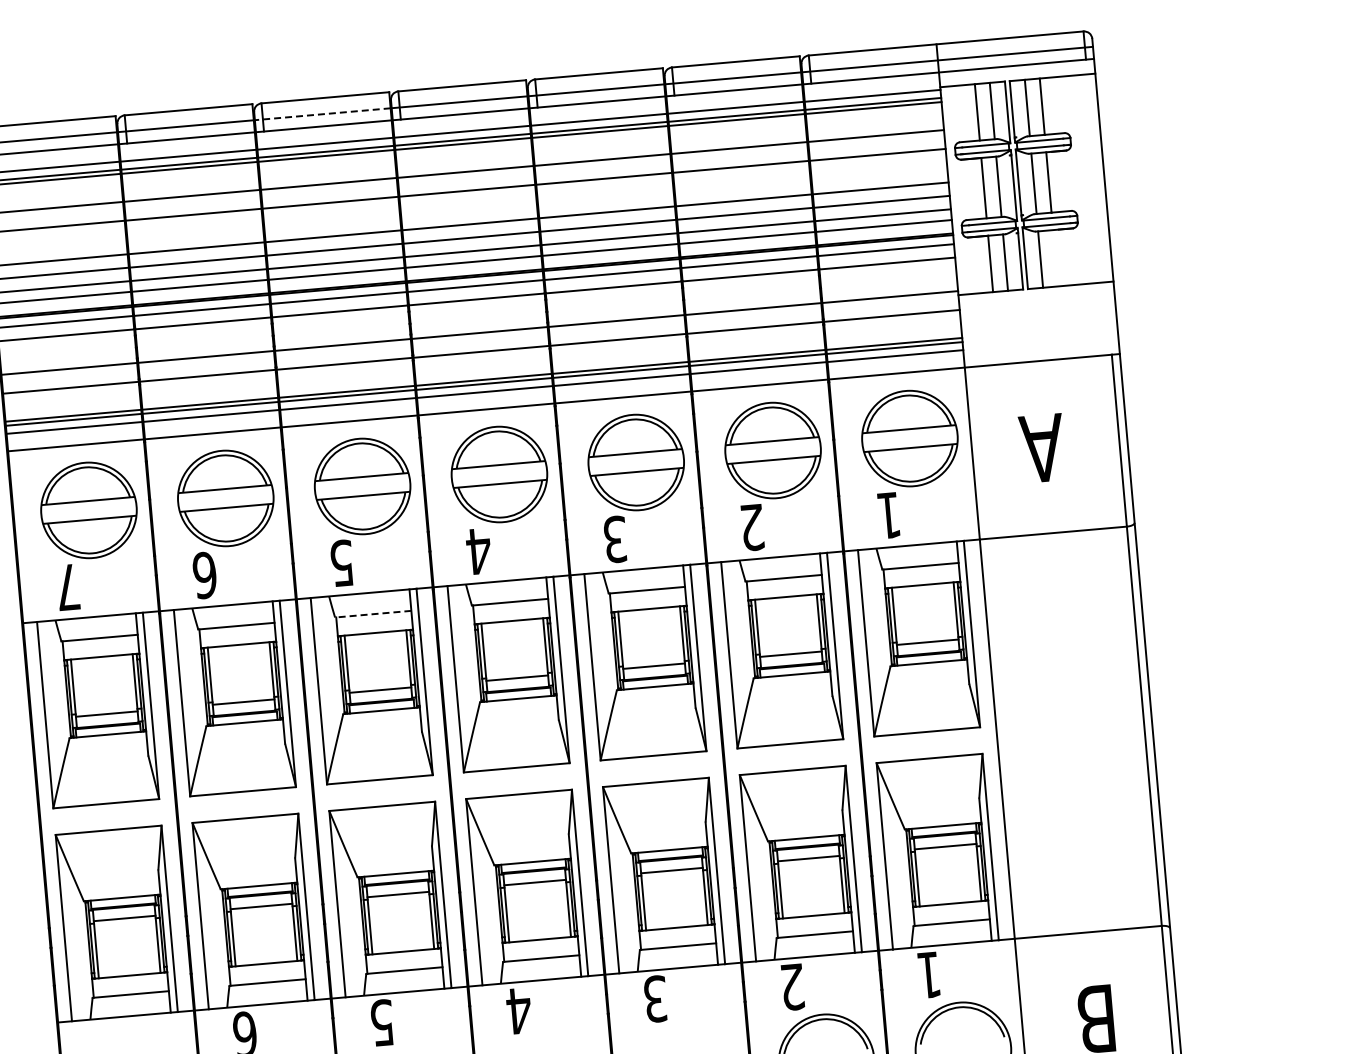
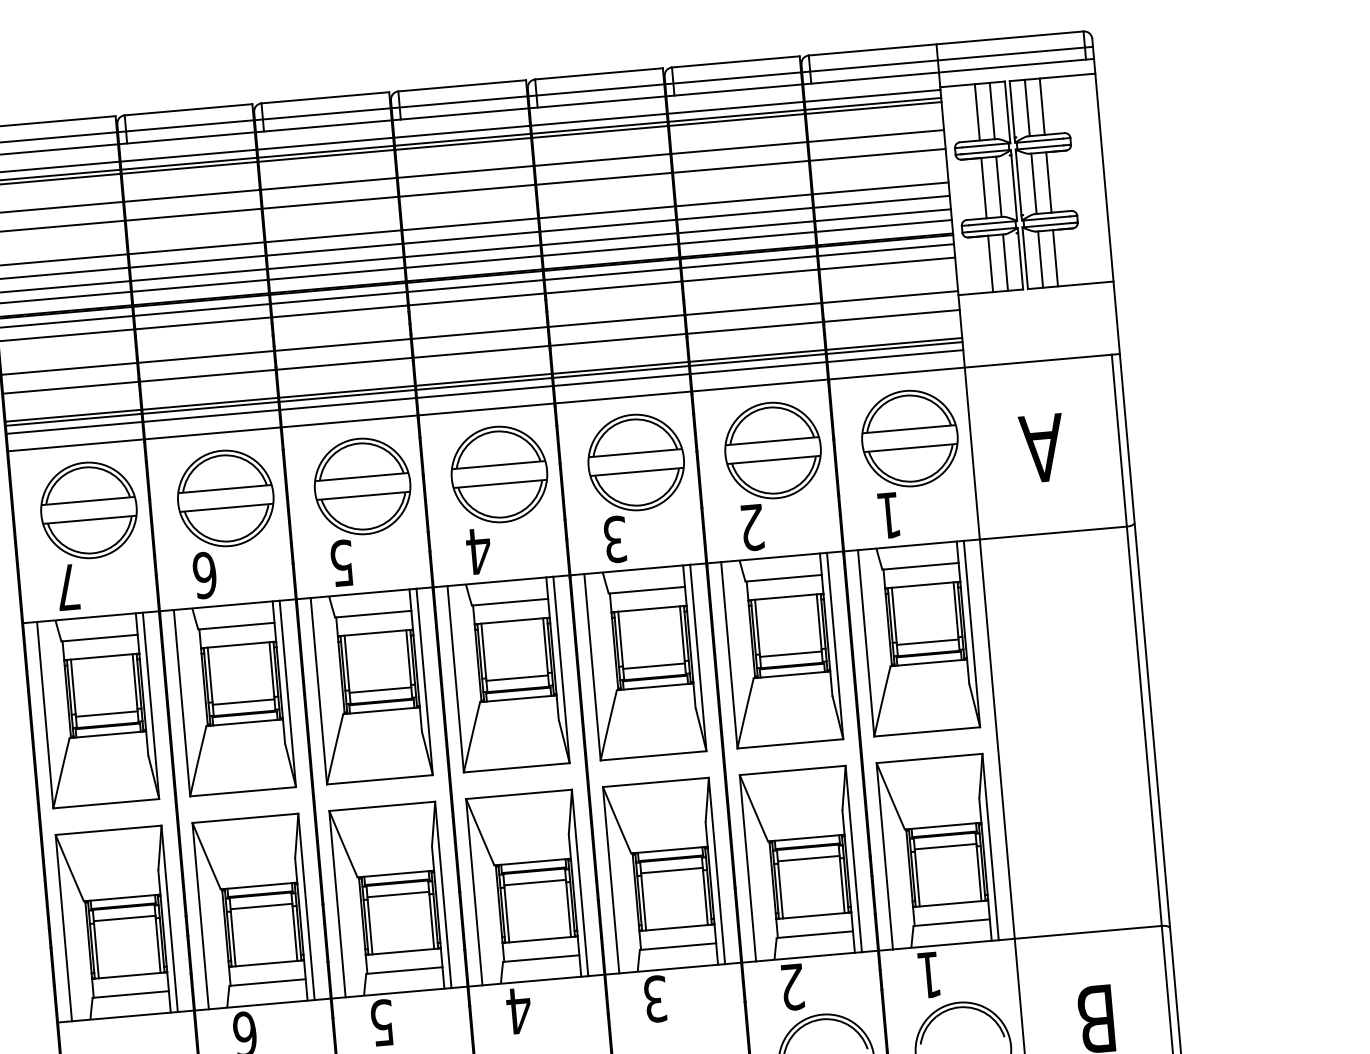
line: dashed -> solid (322, 114)
line: none -> present (1055, 258)
line: dashed -> solid (372, 614)
